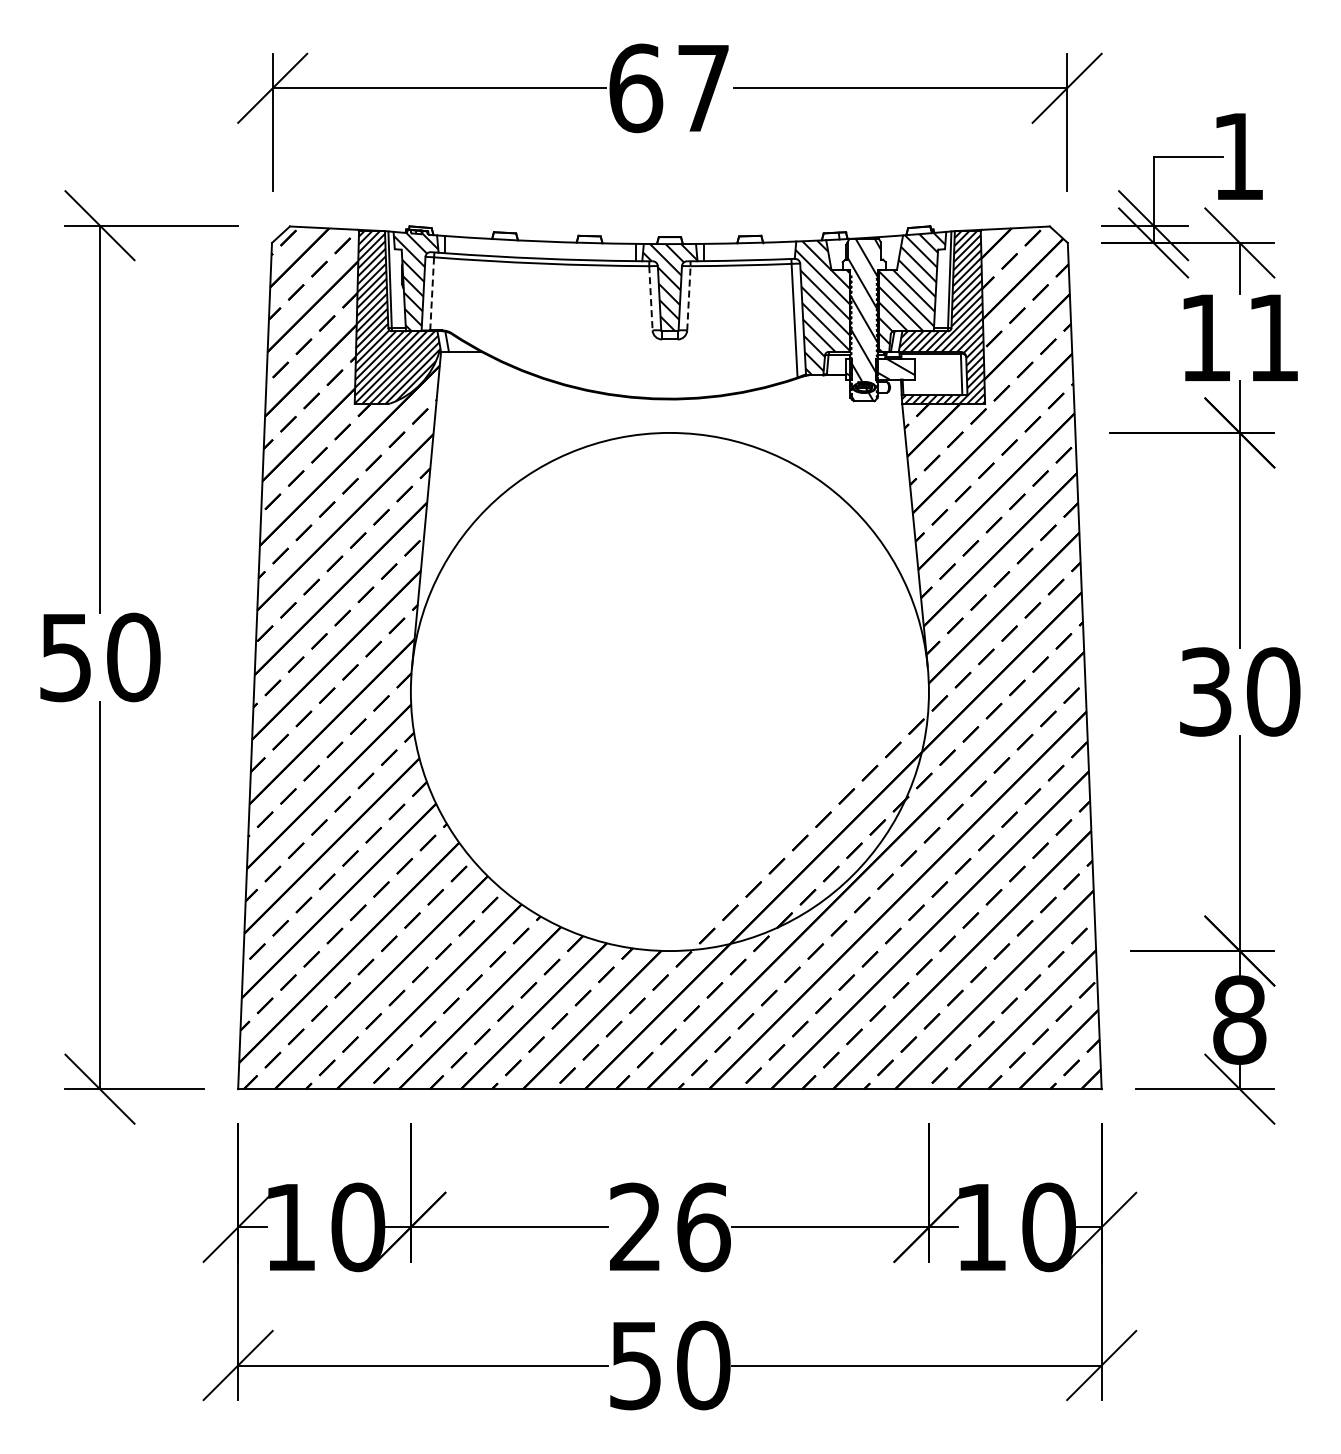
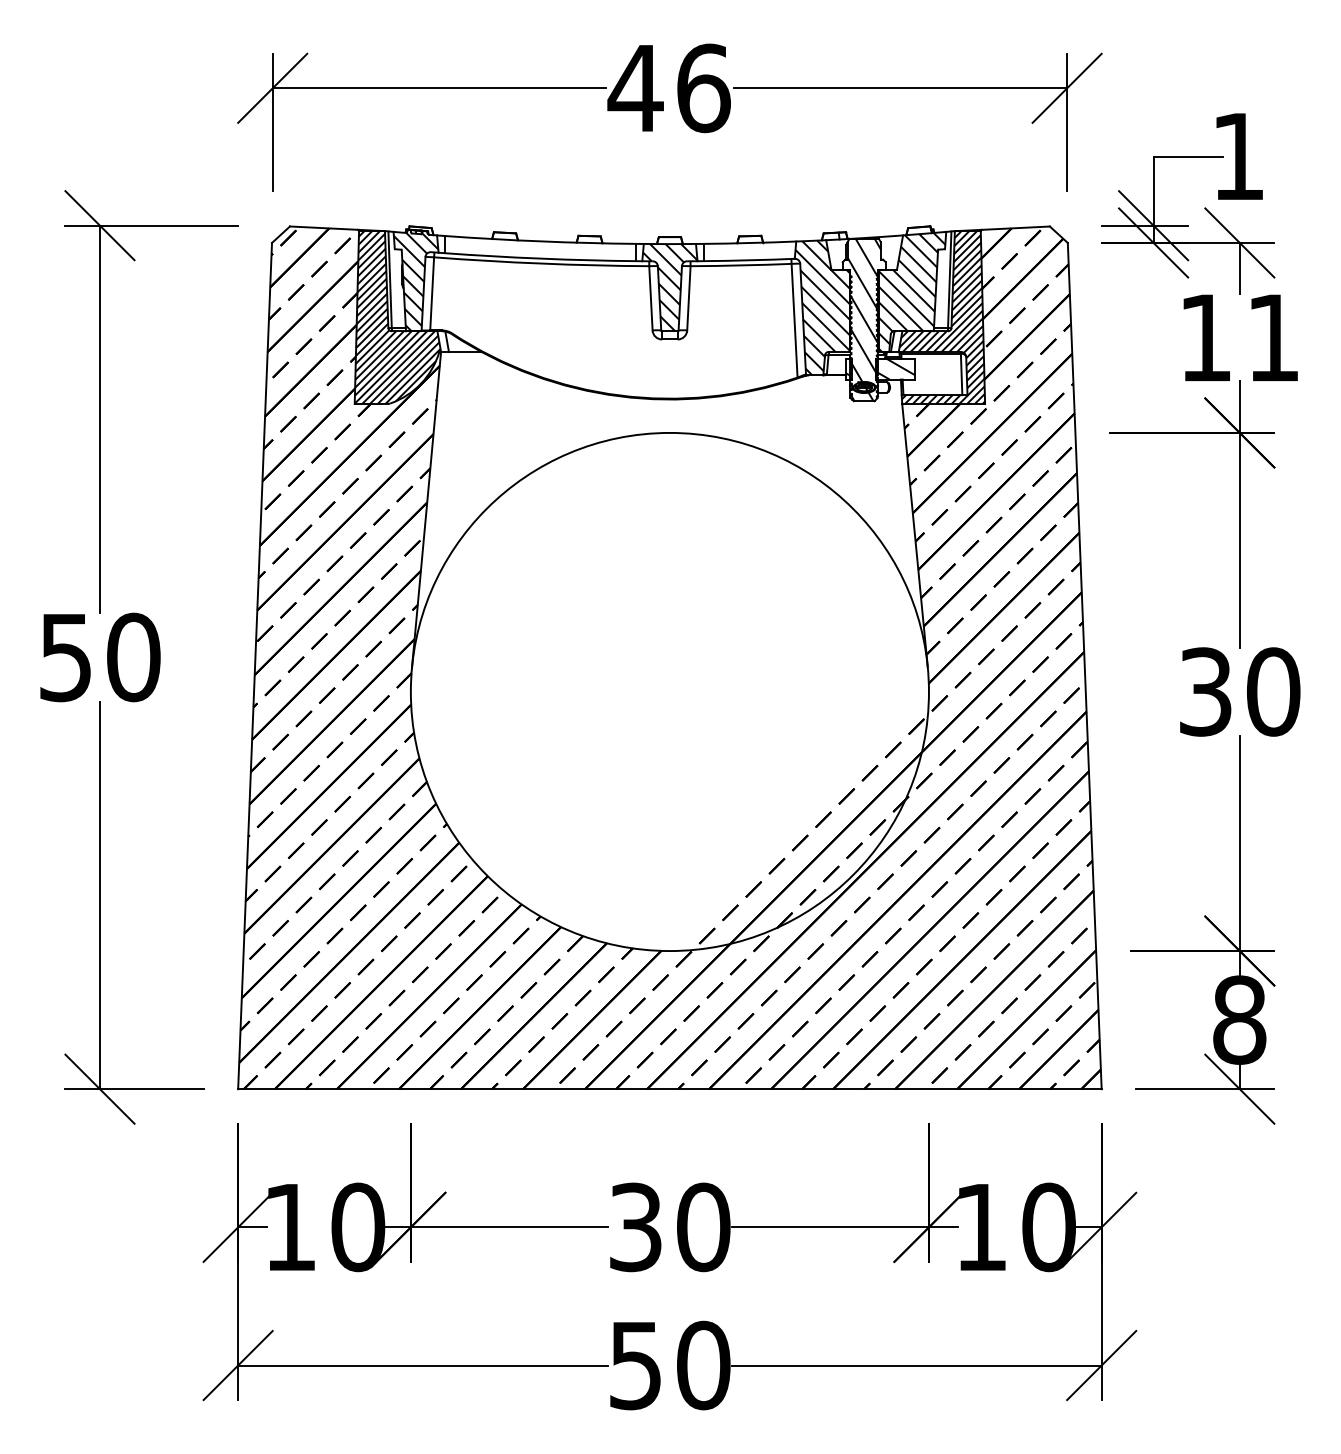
text: 67 -> 46 (668, 88)
line: dashed -> solid (432, 293)
line: dashed -> solid (688, 297)
line: dashed -> solid (650, 298)
text: 26 -> 30 (670, 1227)
